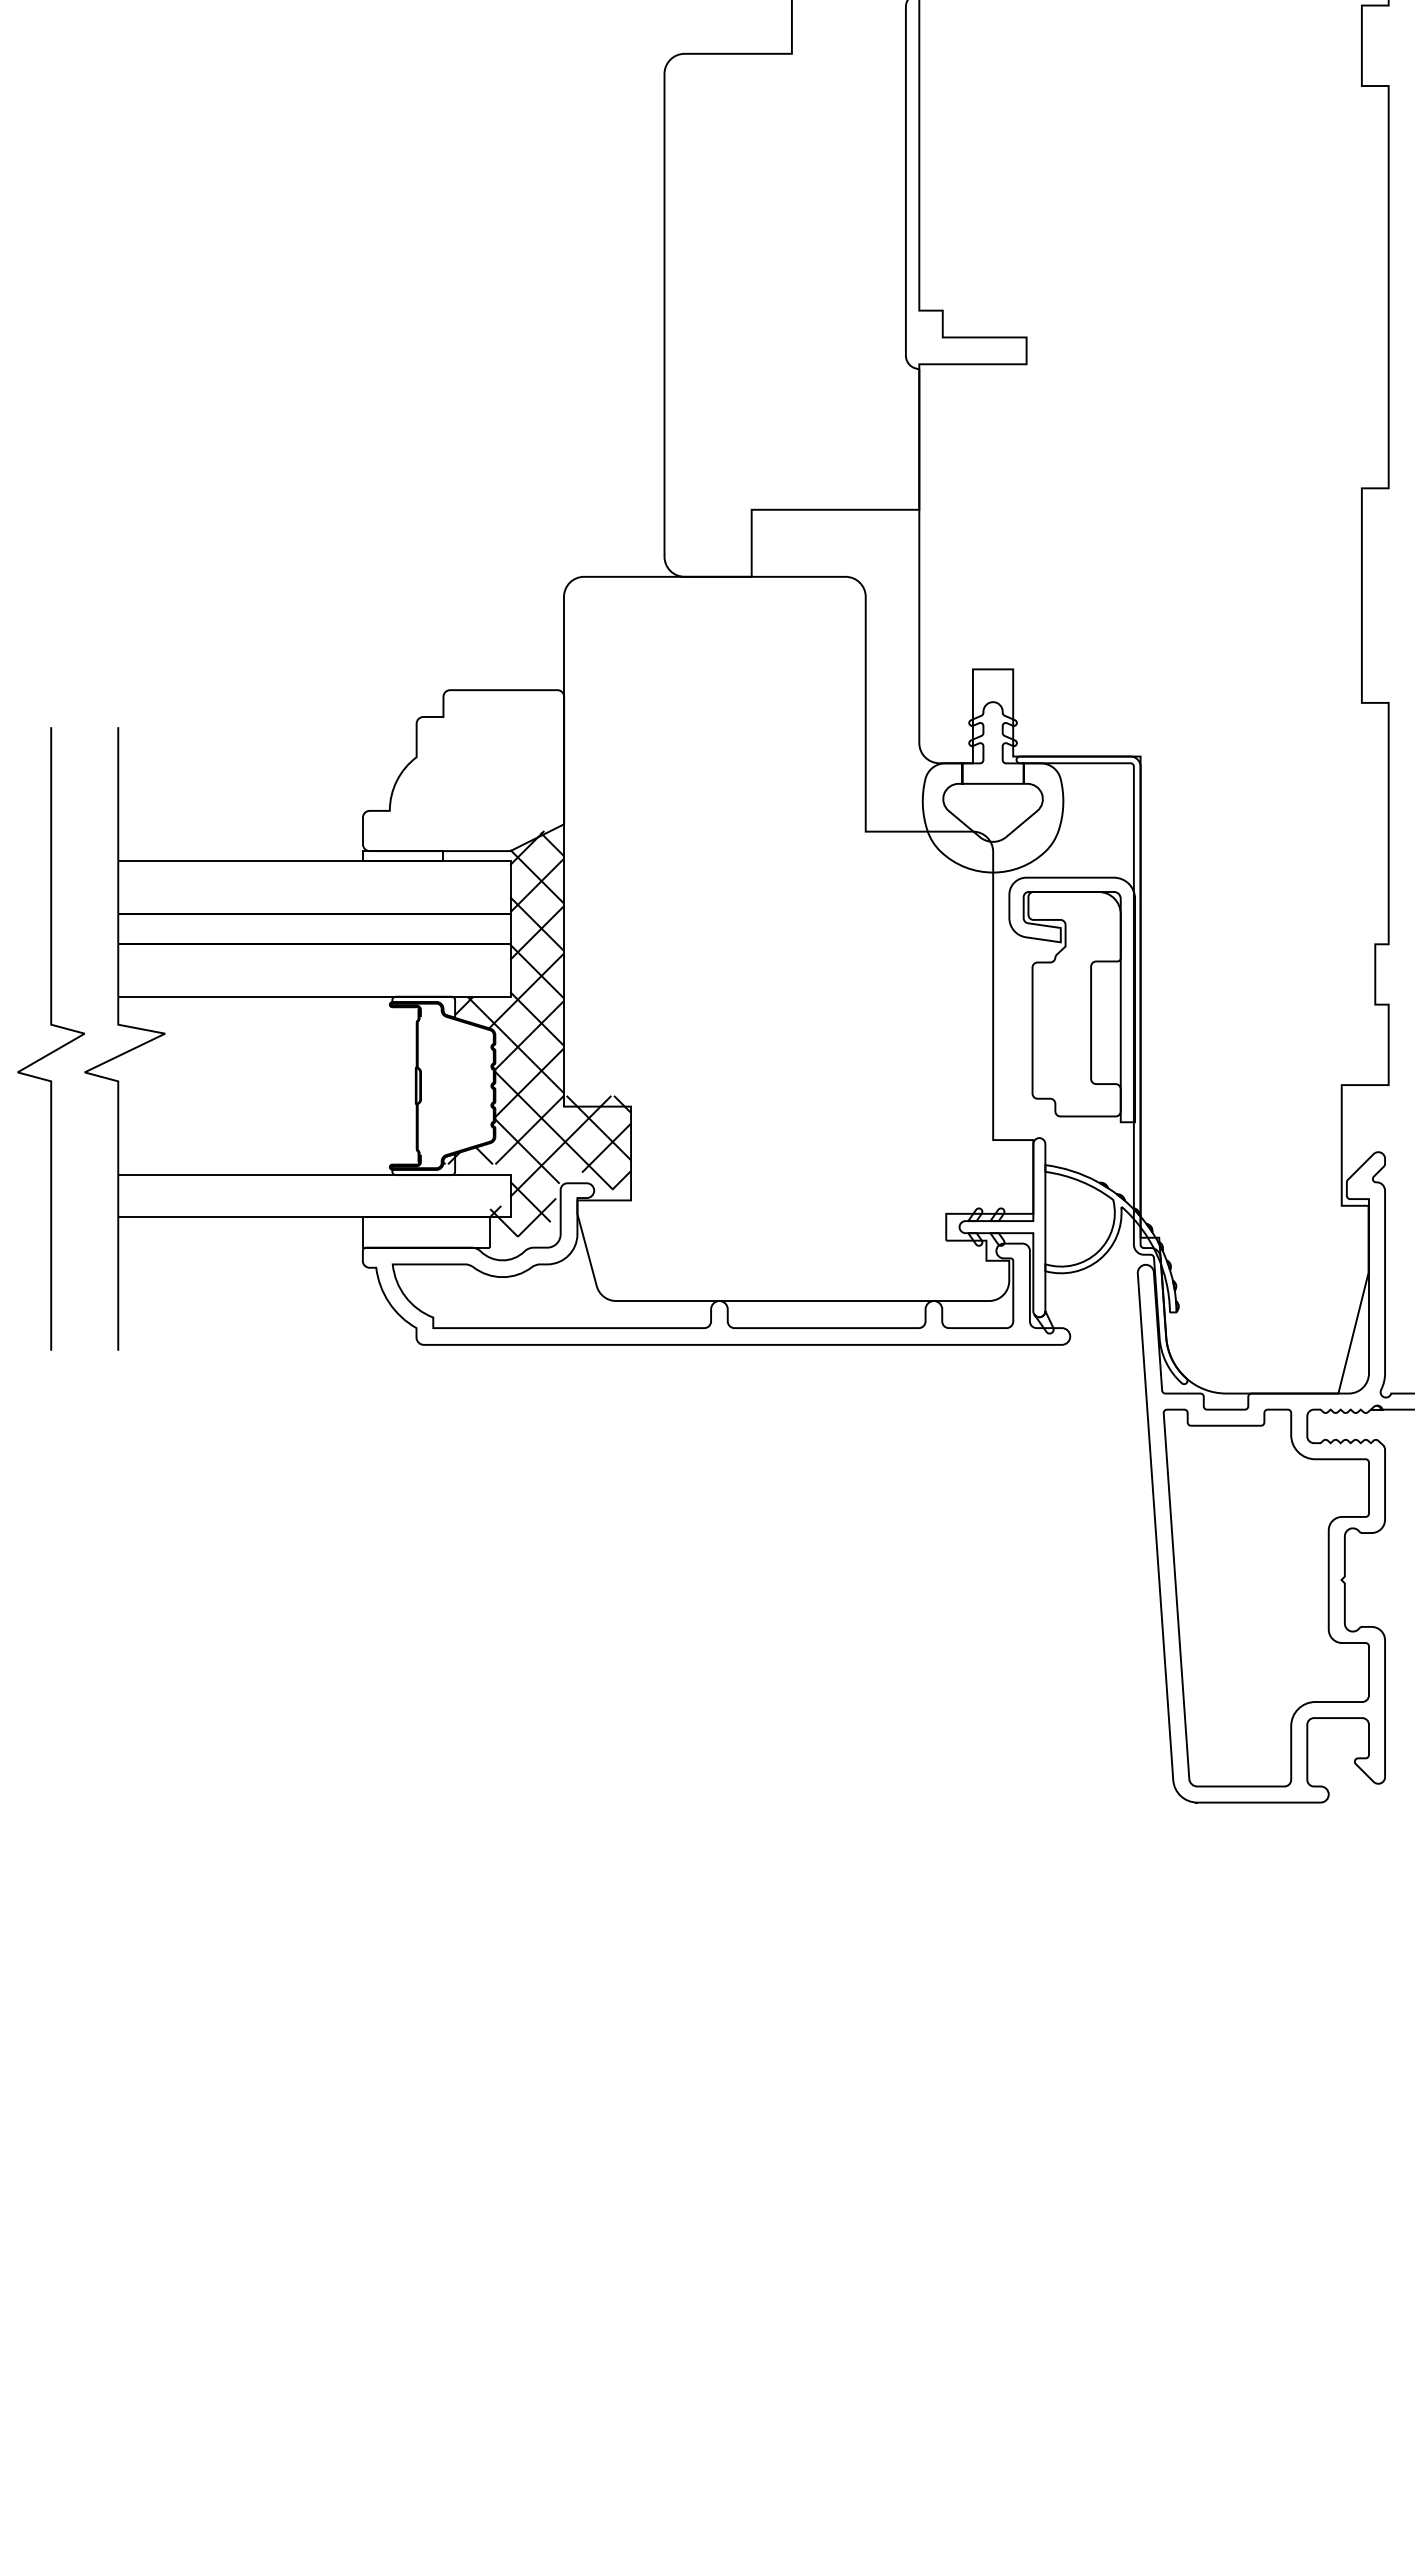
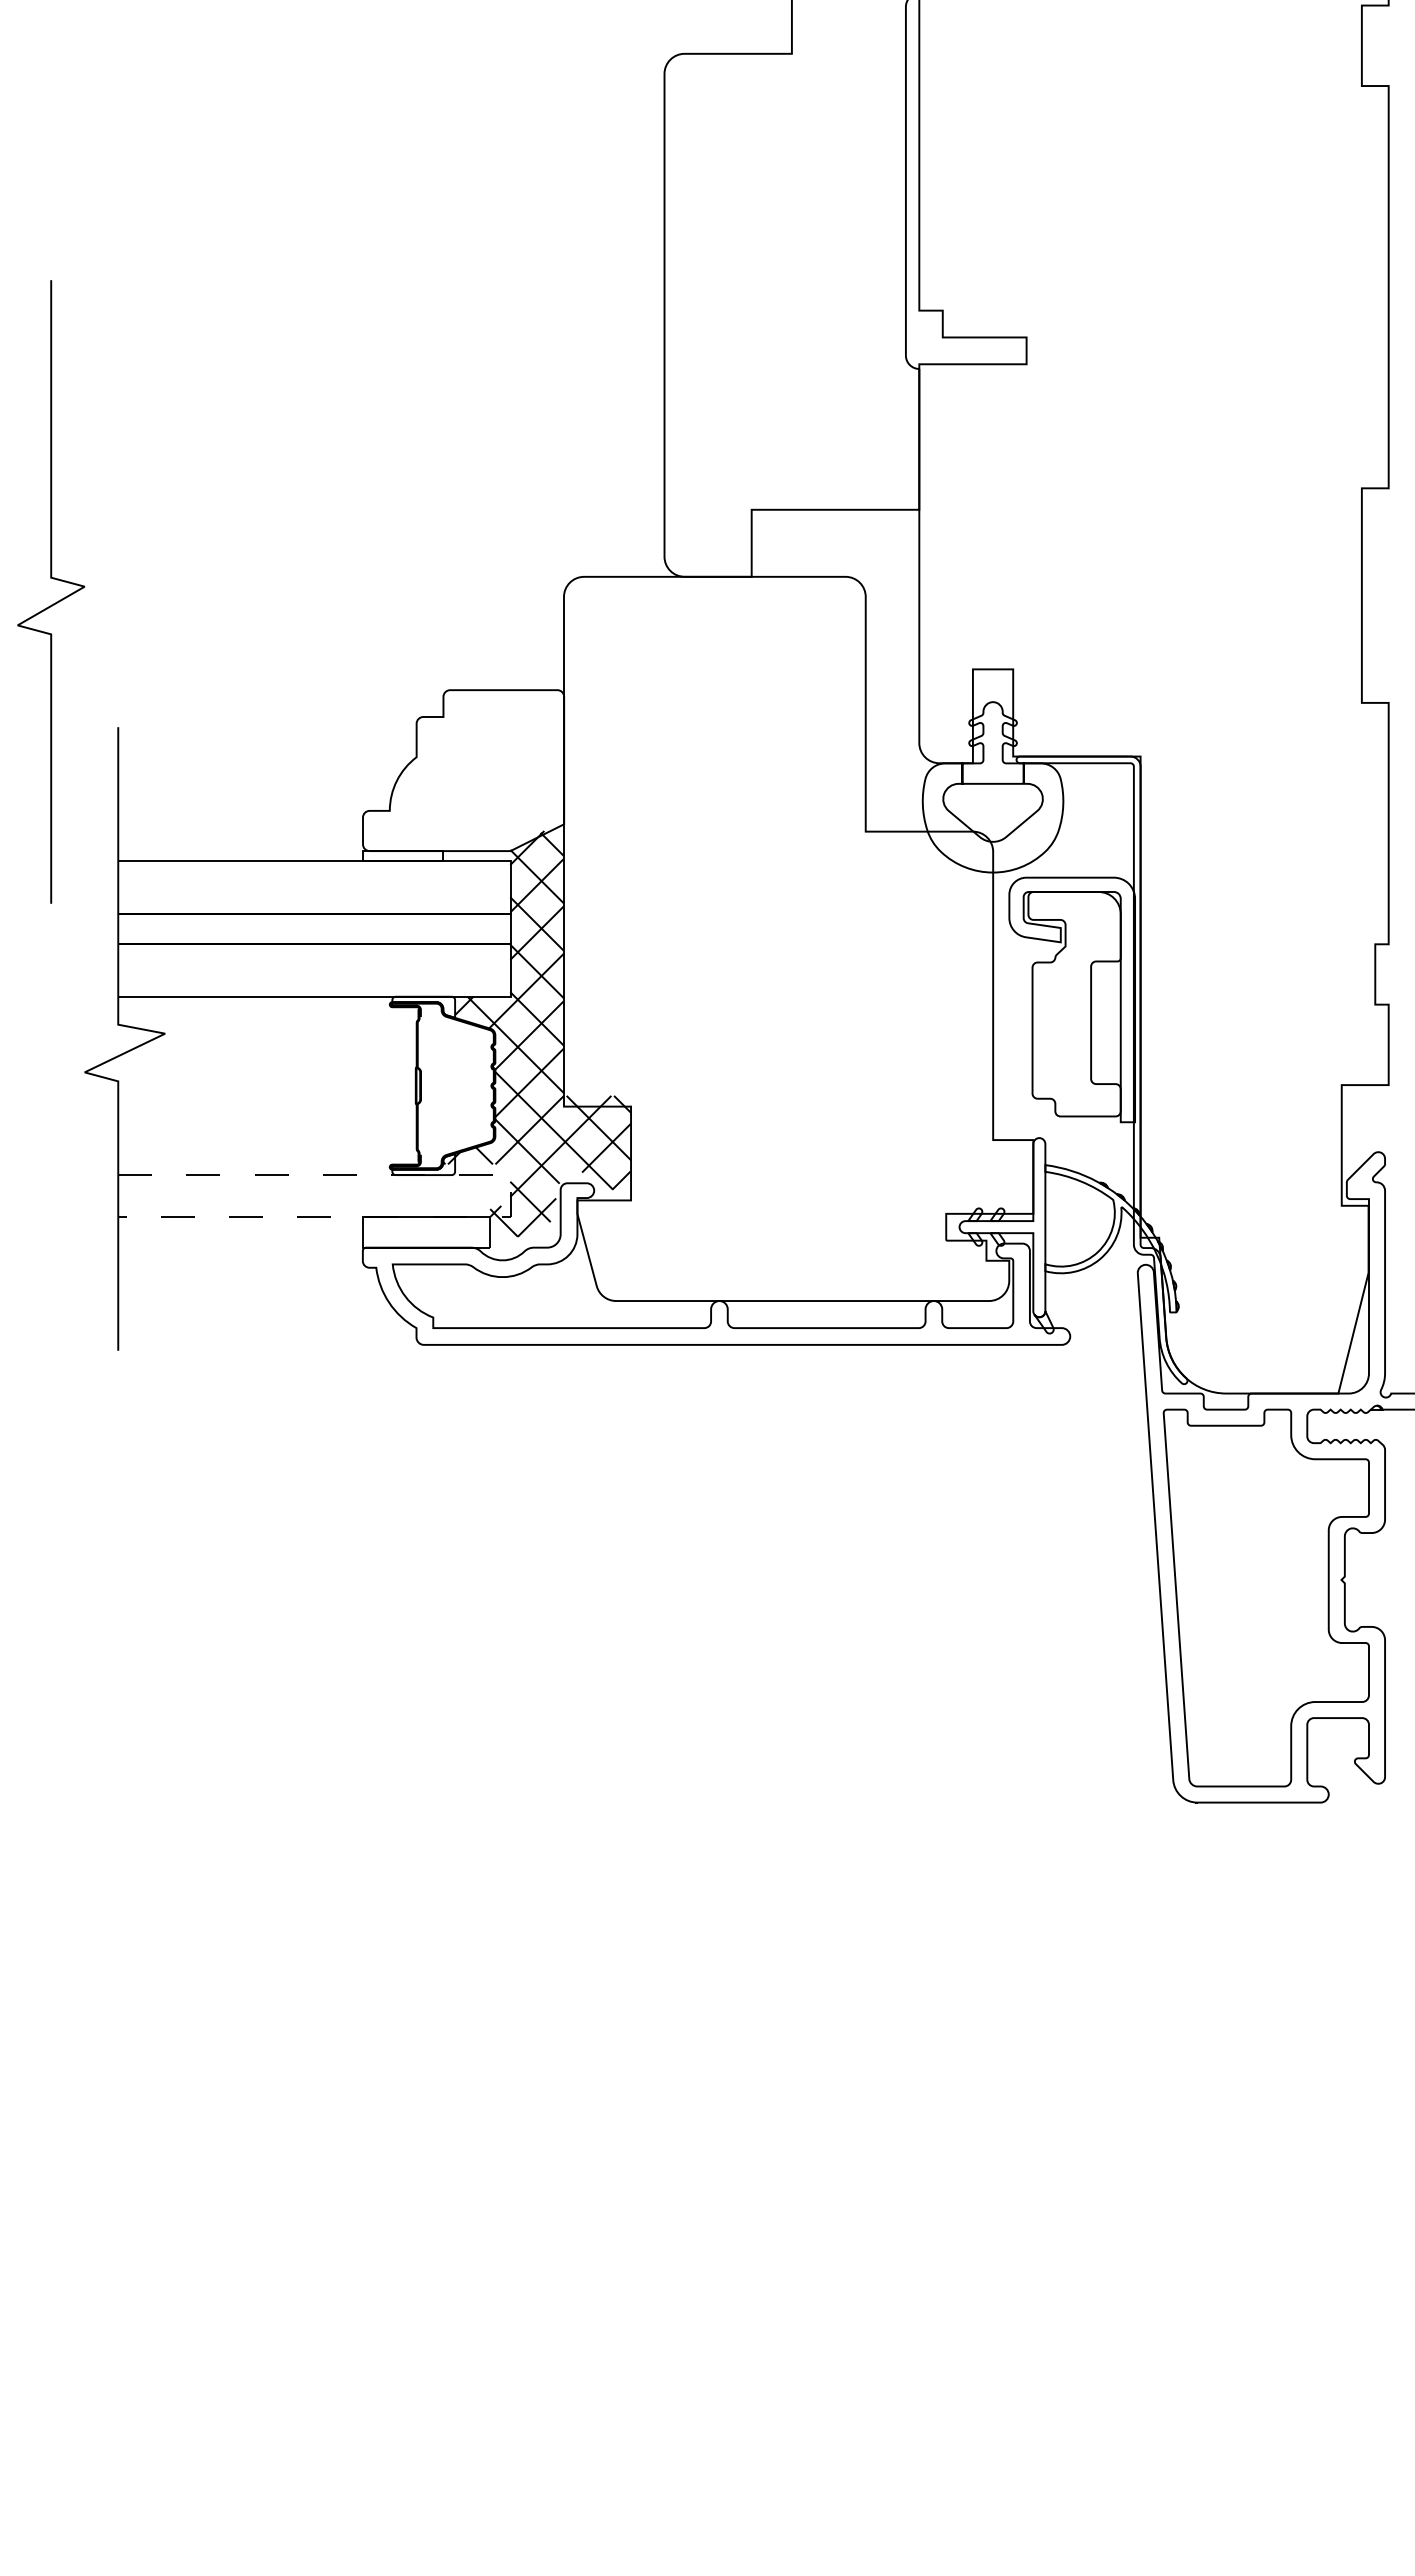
curve position: (56, 1048) -> (56, 601) (56, 601)
line: solid -> dashed (510, 1195)
